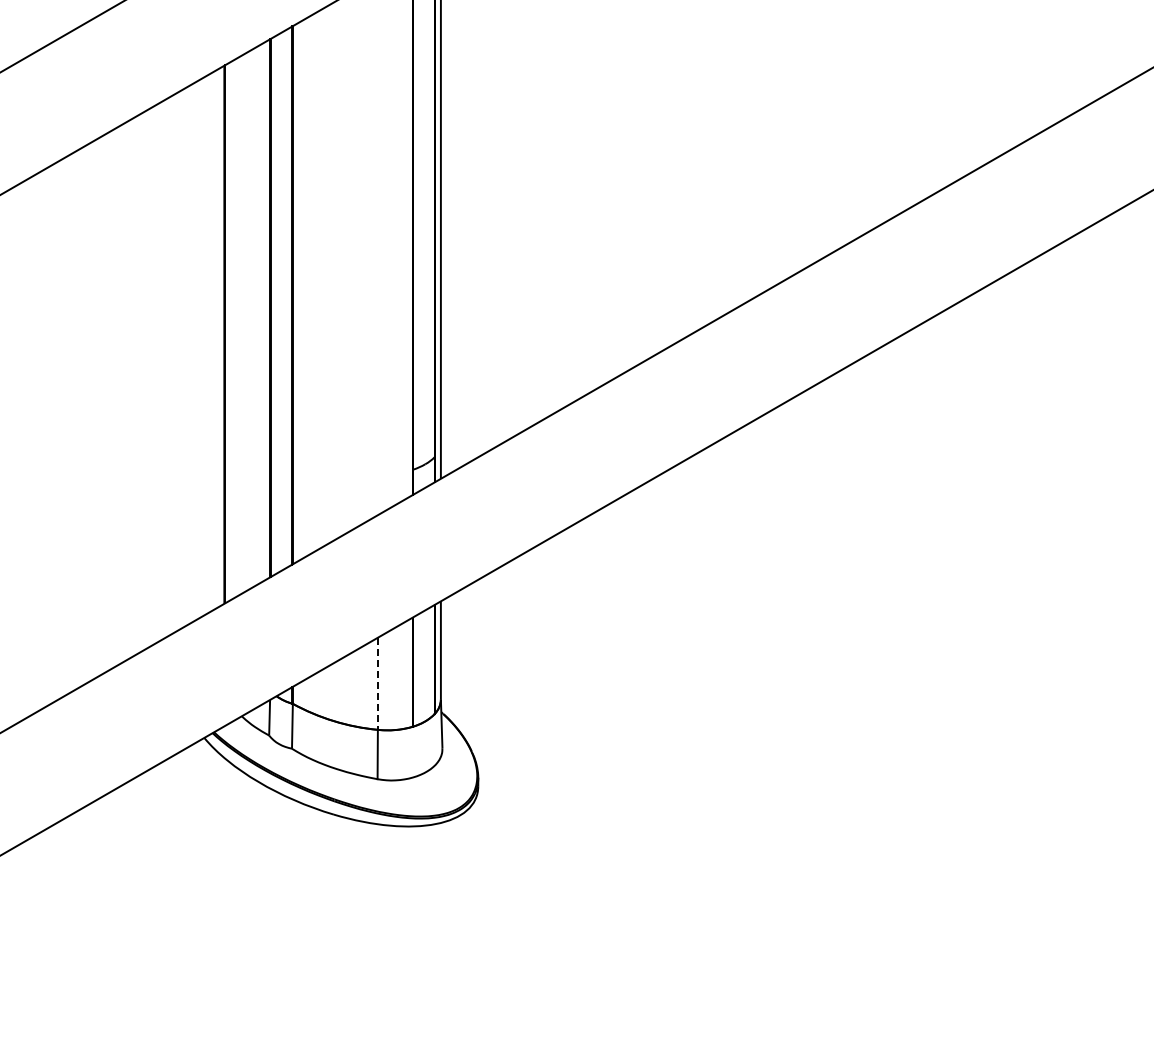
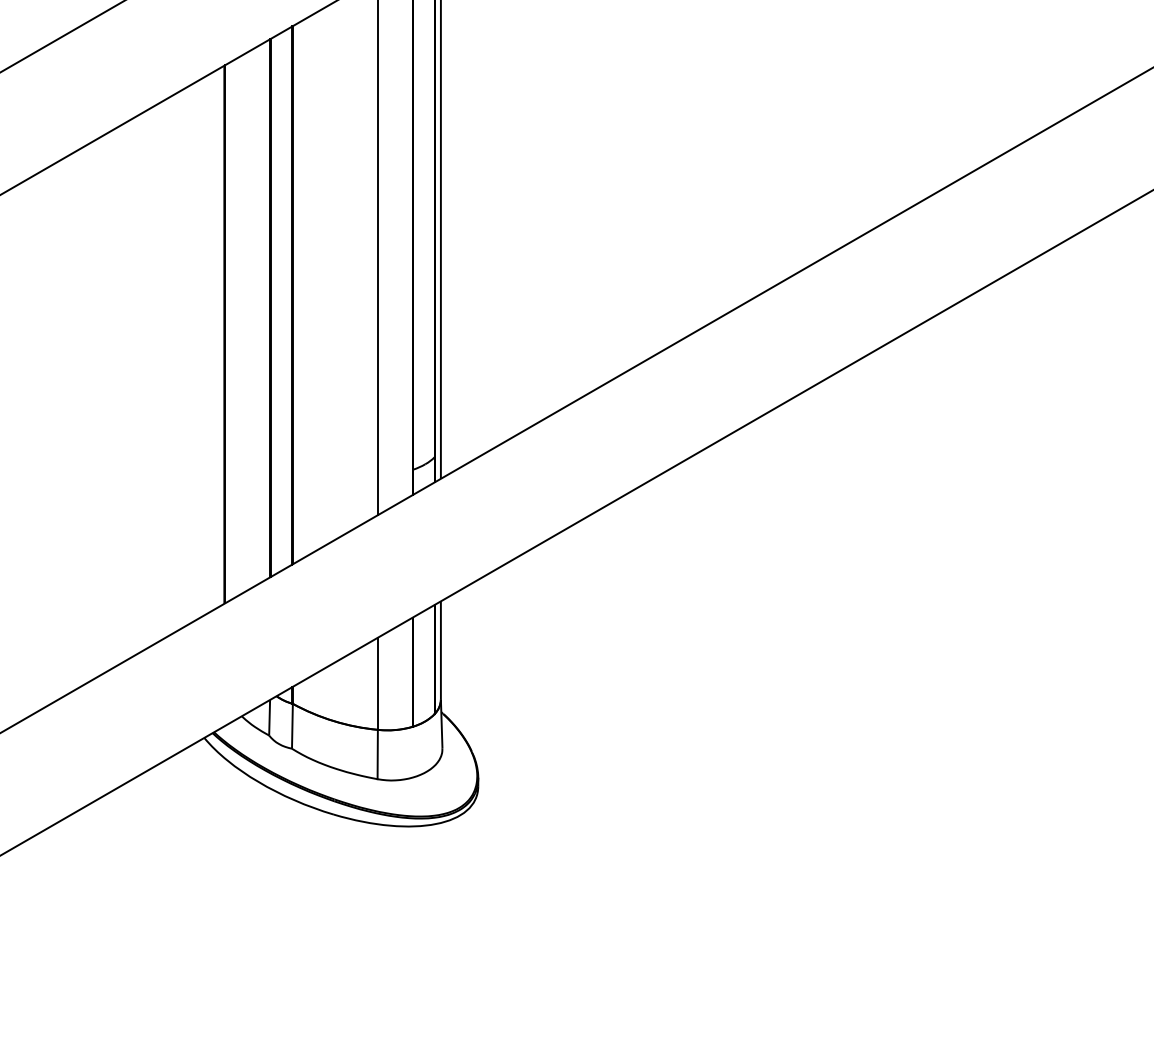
line: none -> present (377, 258)
line: dashed -> solid (377, 684)
